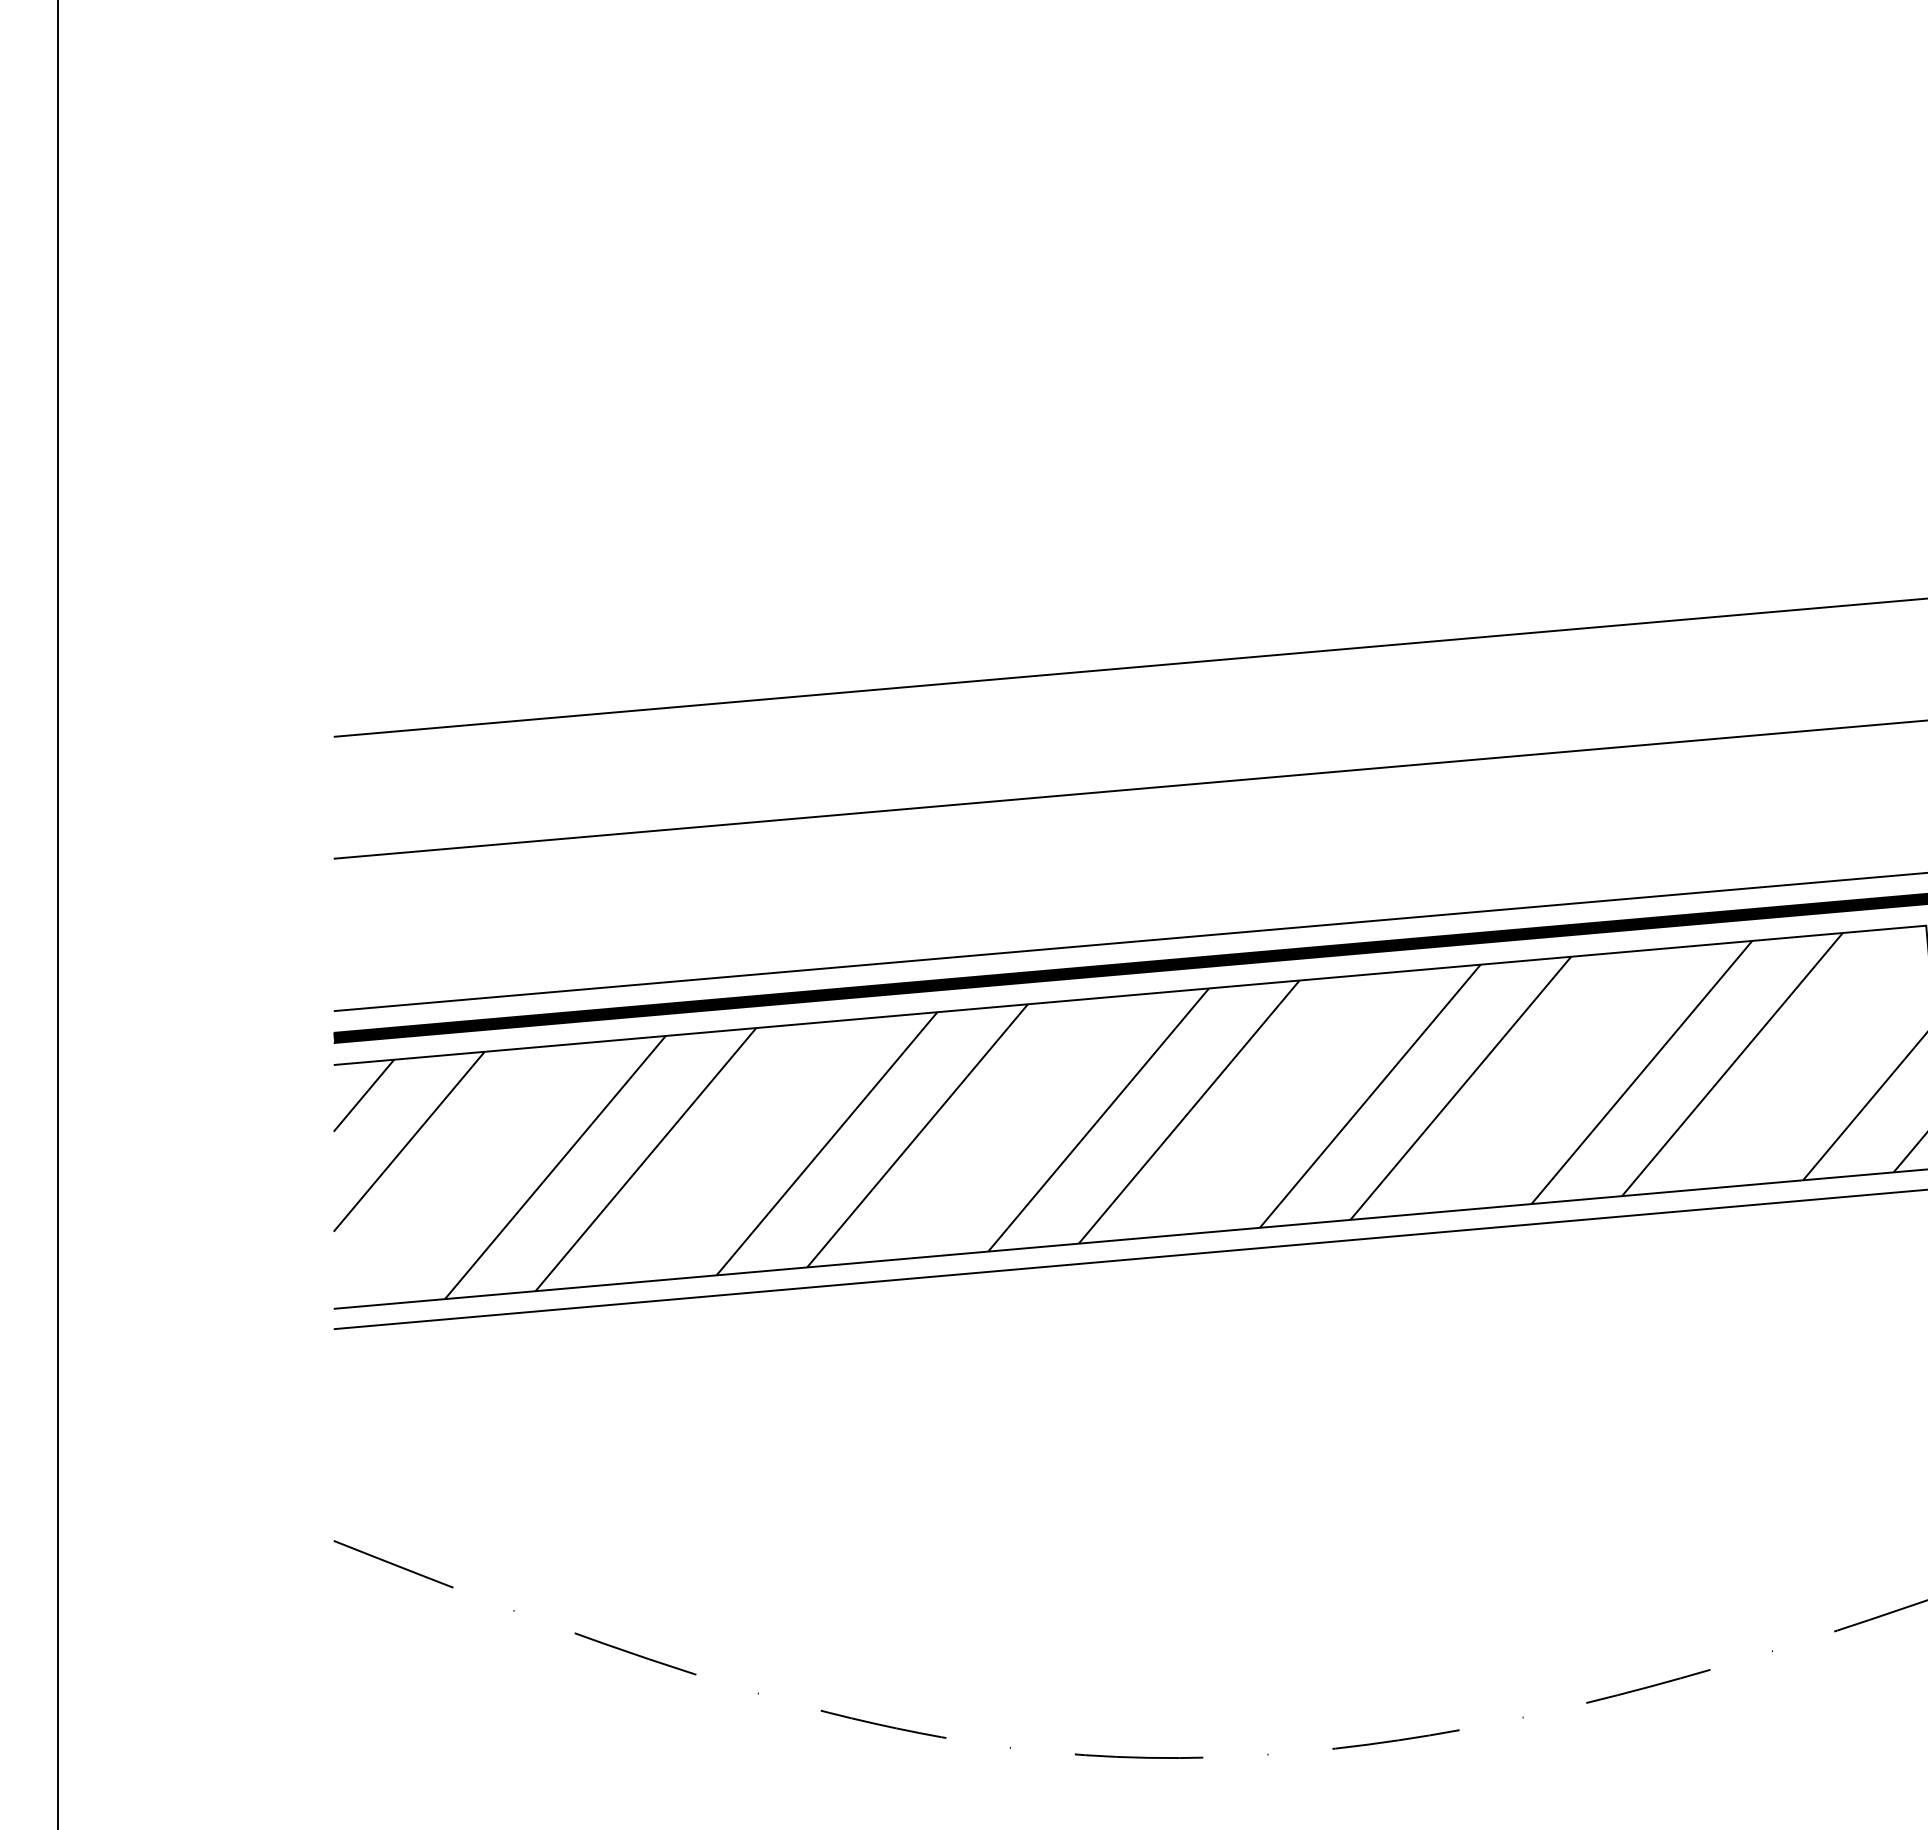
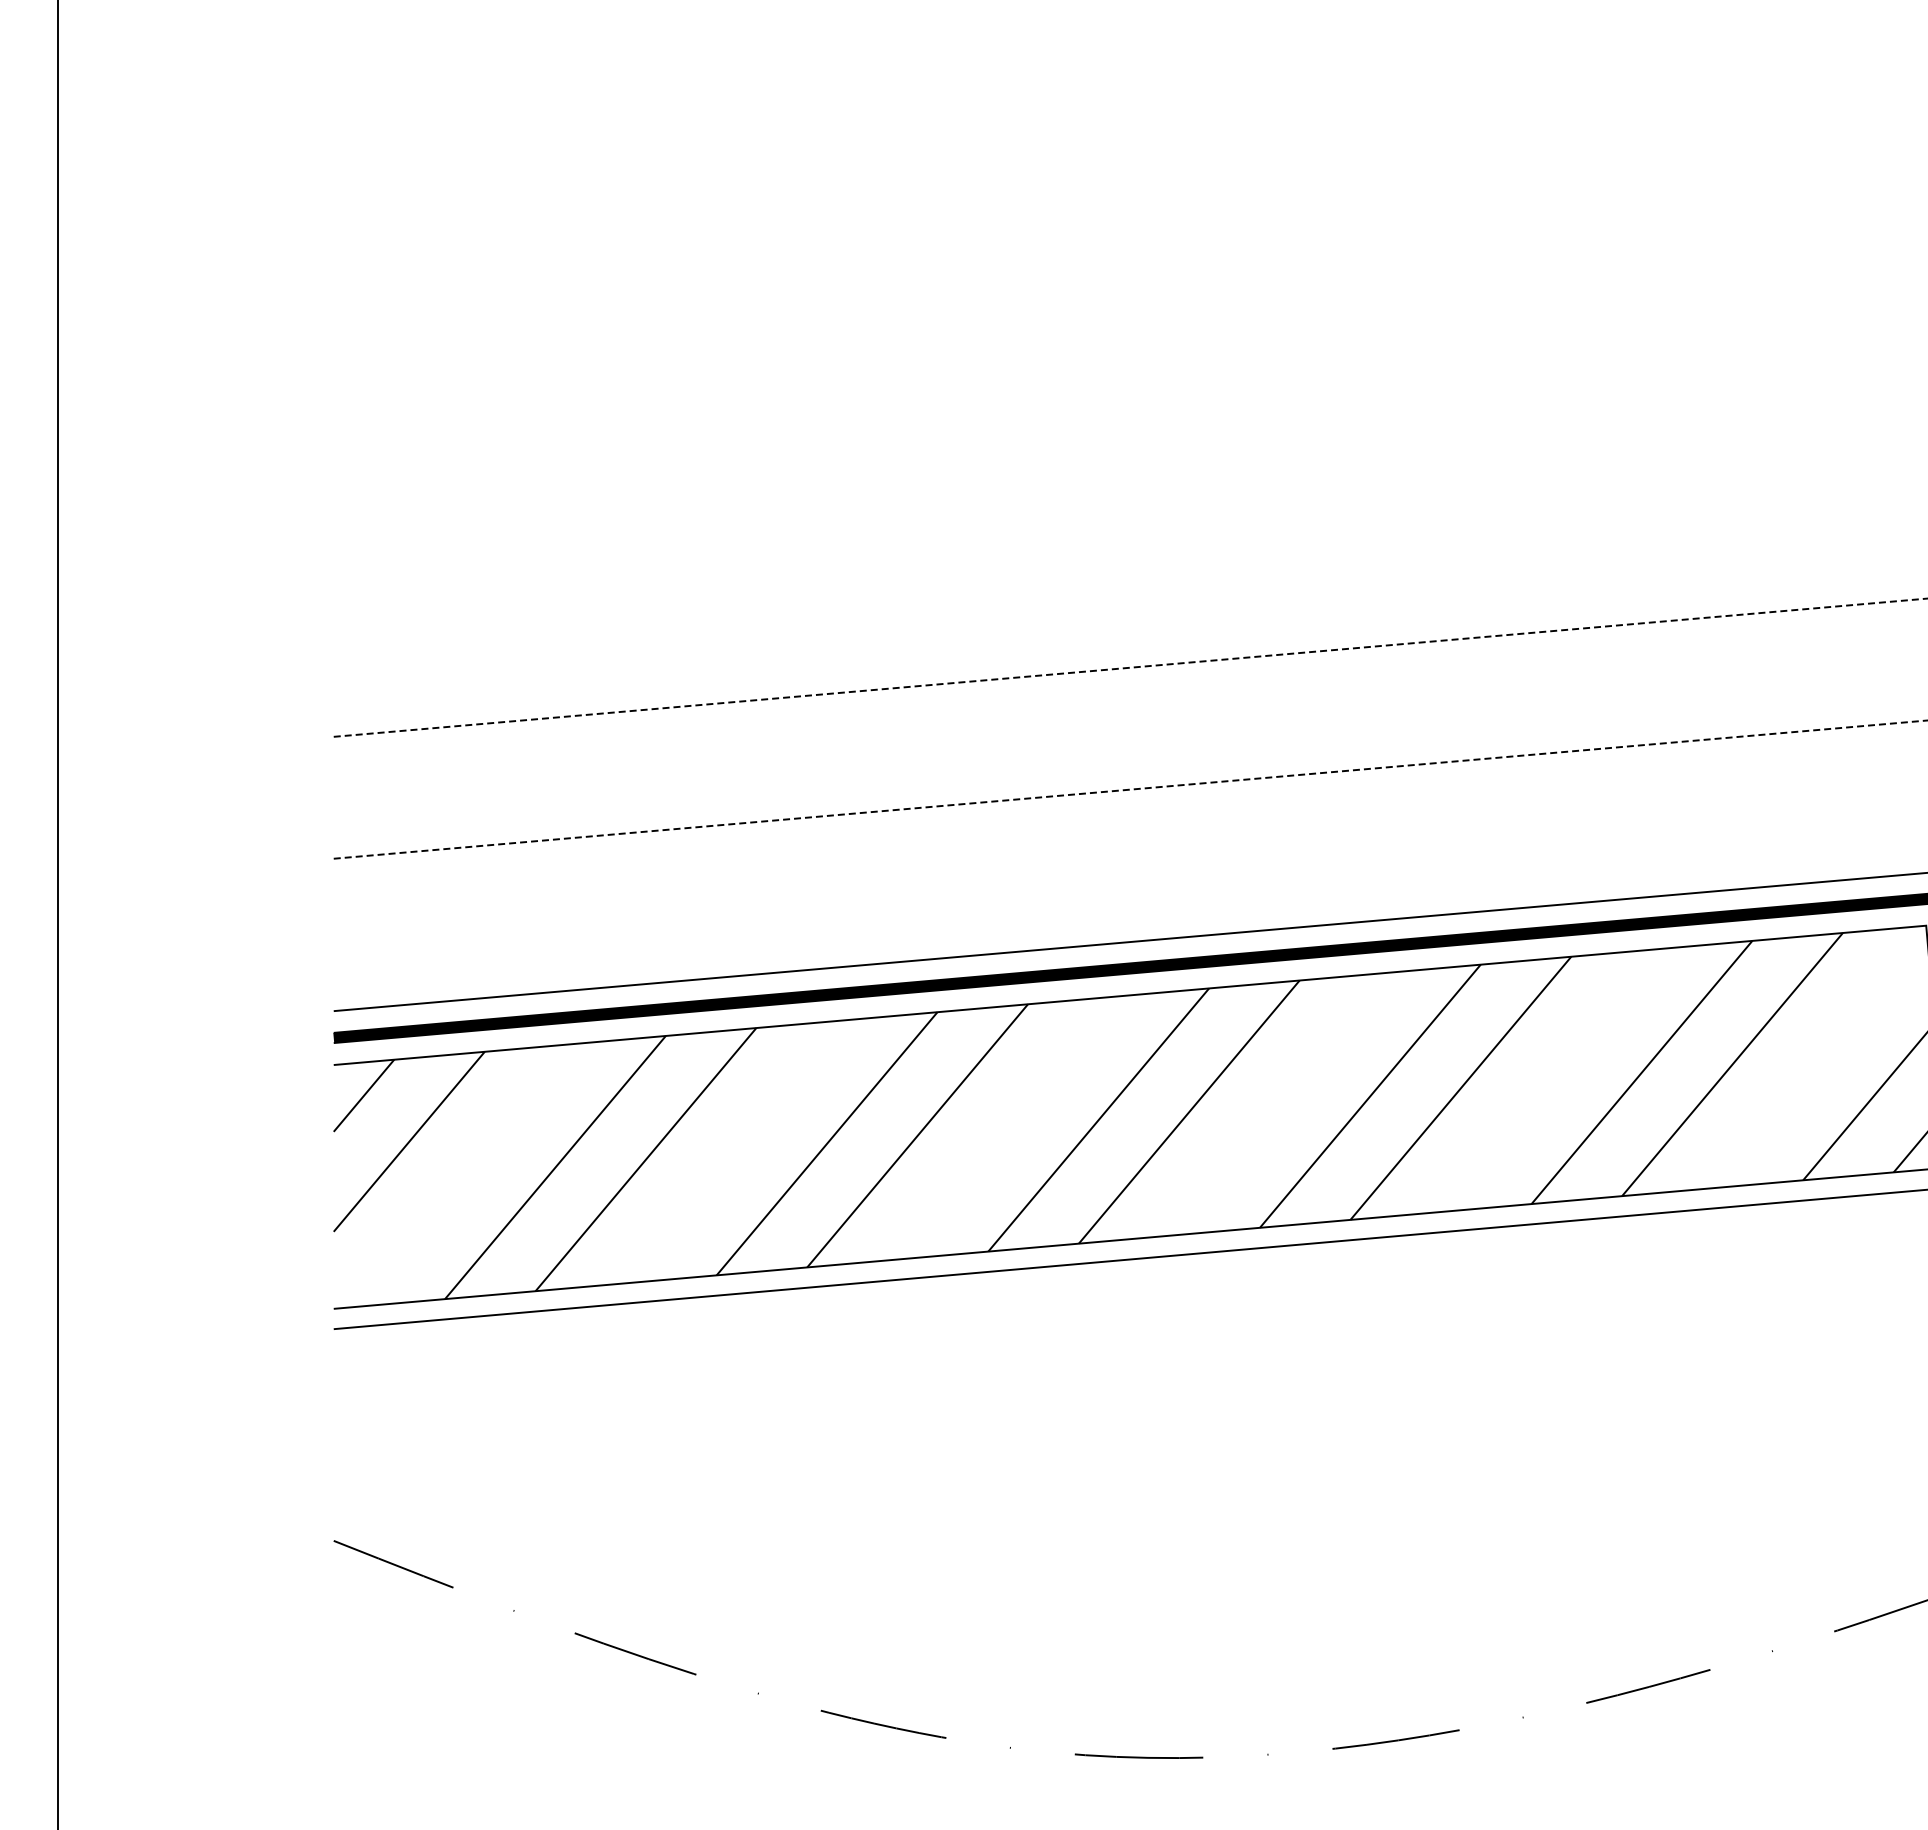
line: solid -> dashed (1130, 667)
line: solid -> dashed (1130, 789)
